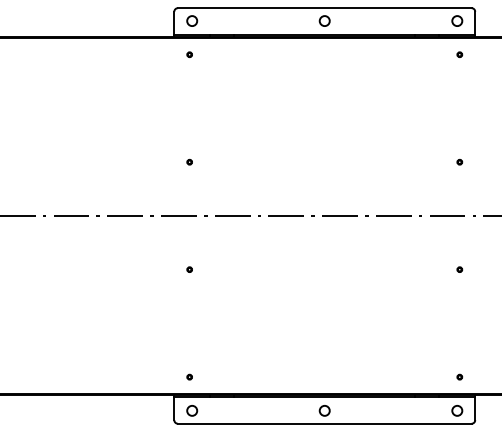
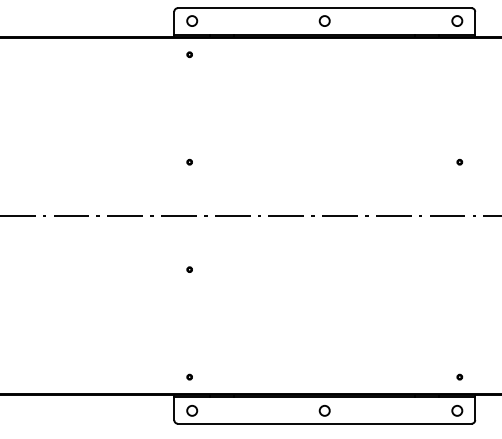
part: present -> none (459, 54)
part: present -> none (459, 269)
